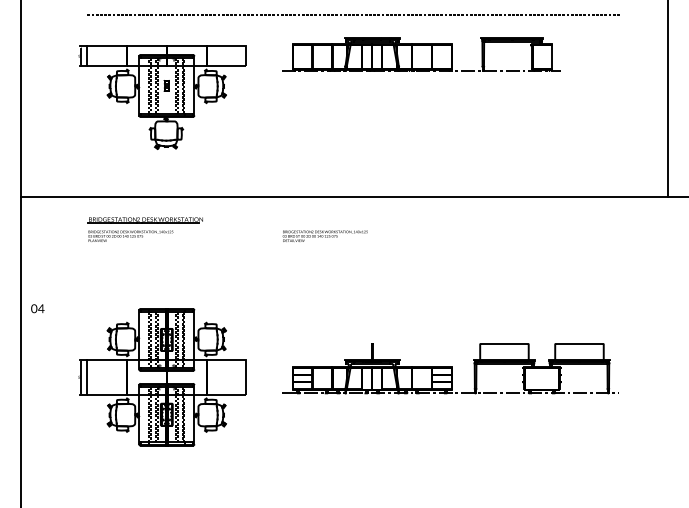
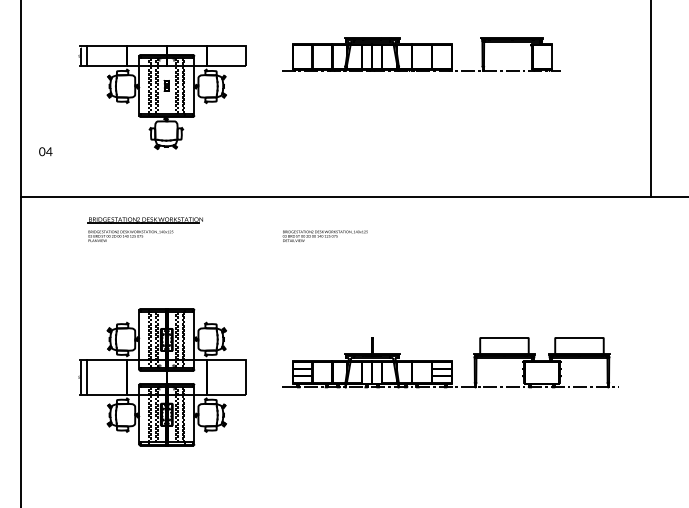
line: present -> none (353, 15)
line position: (668, 99) -> (651, 99) (651, 99)
text position: (37, 308) -> (45, 151) (45, 151)
part position: (450, 368) -> (450, 362) (450, 362)
